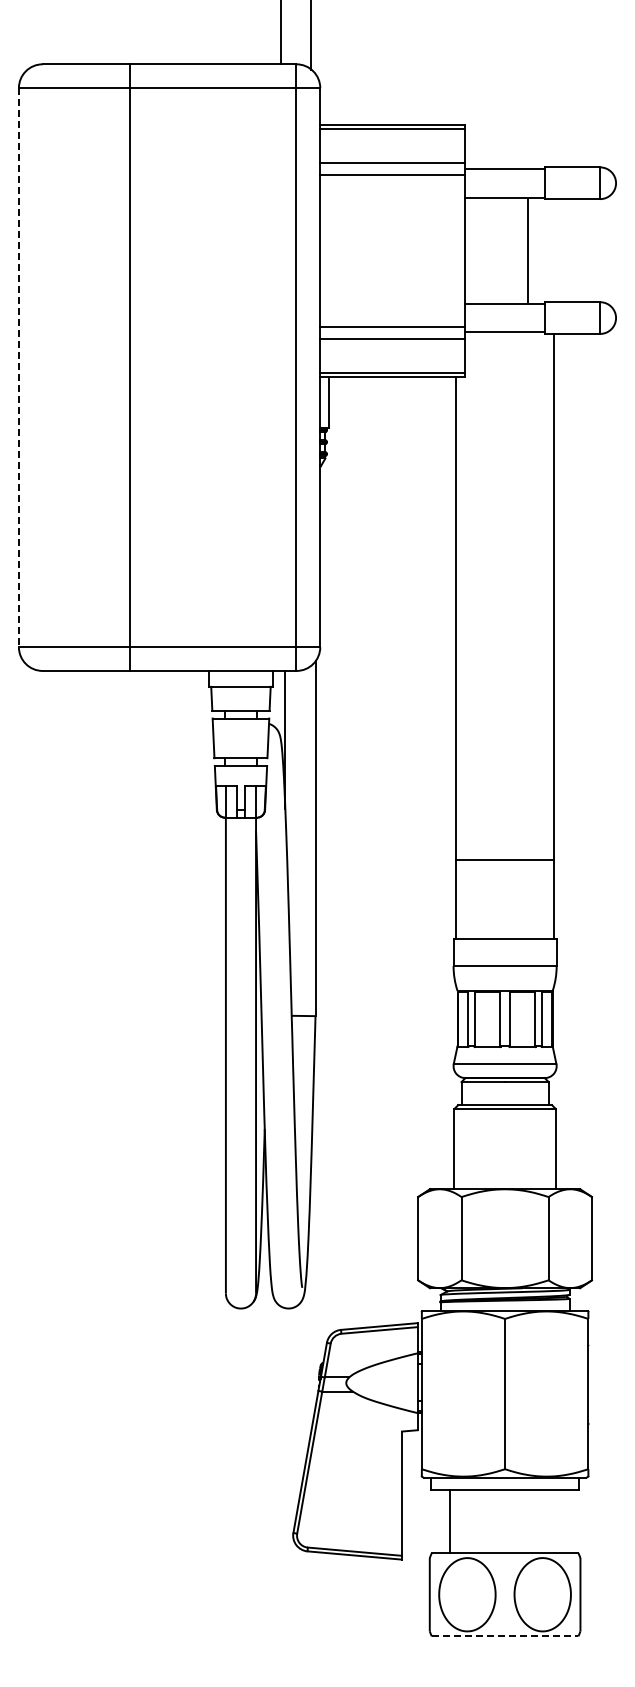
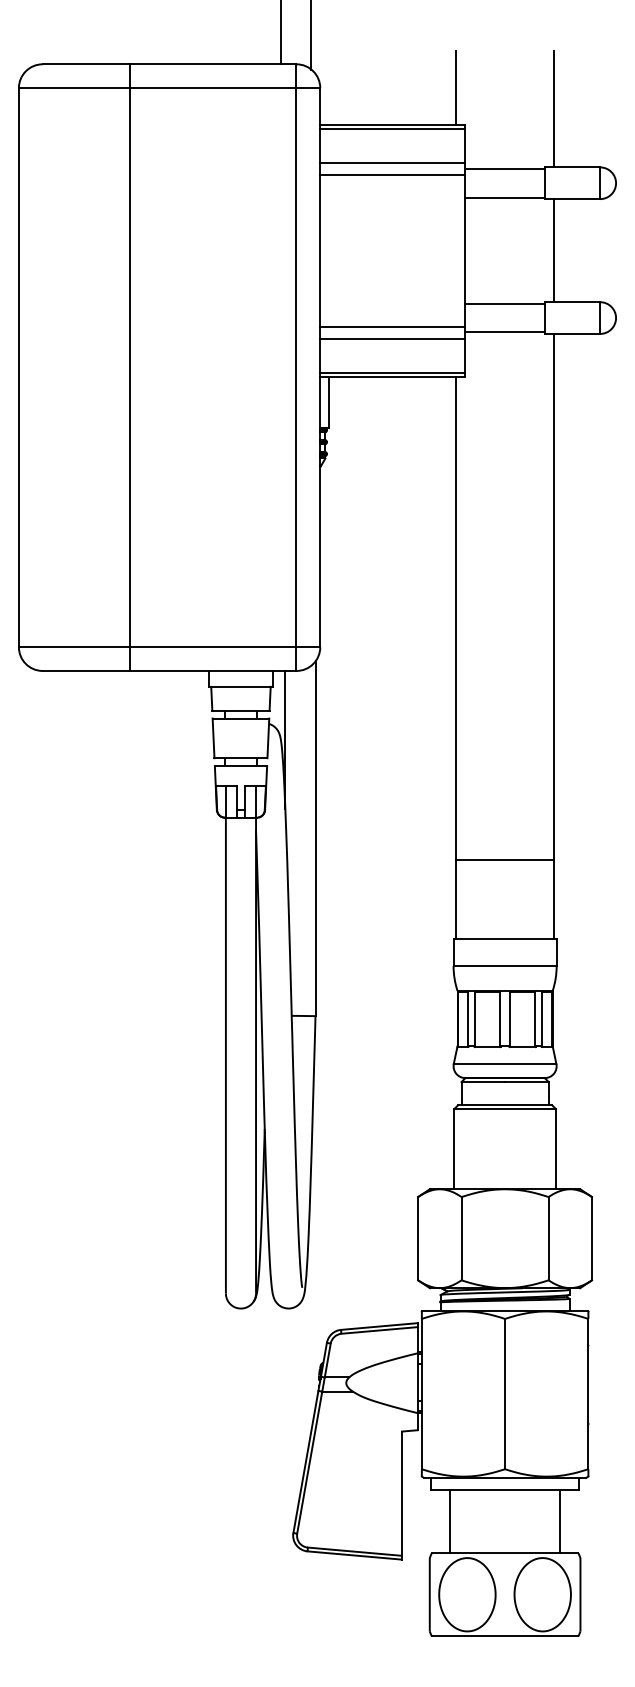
line: none -> present (456, 87)
line: none -> present (553, 108)
line position: (527, 250) -> (553, 250) (553, 250)
line: dashed -> solid (18, 367)
line: none -> present (560, 1521)
line: dashed -> solid (505, 1636)
